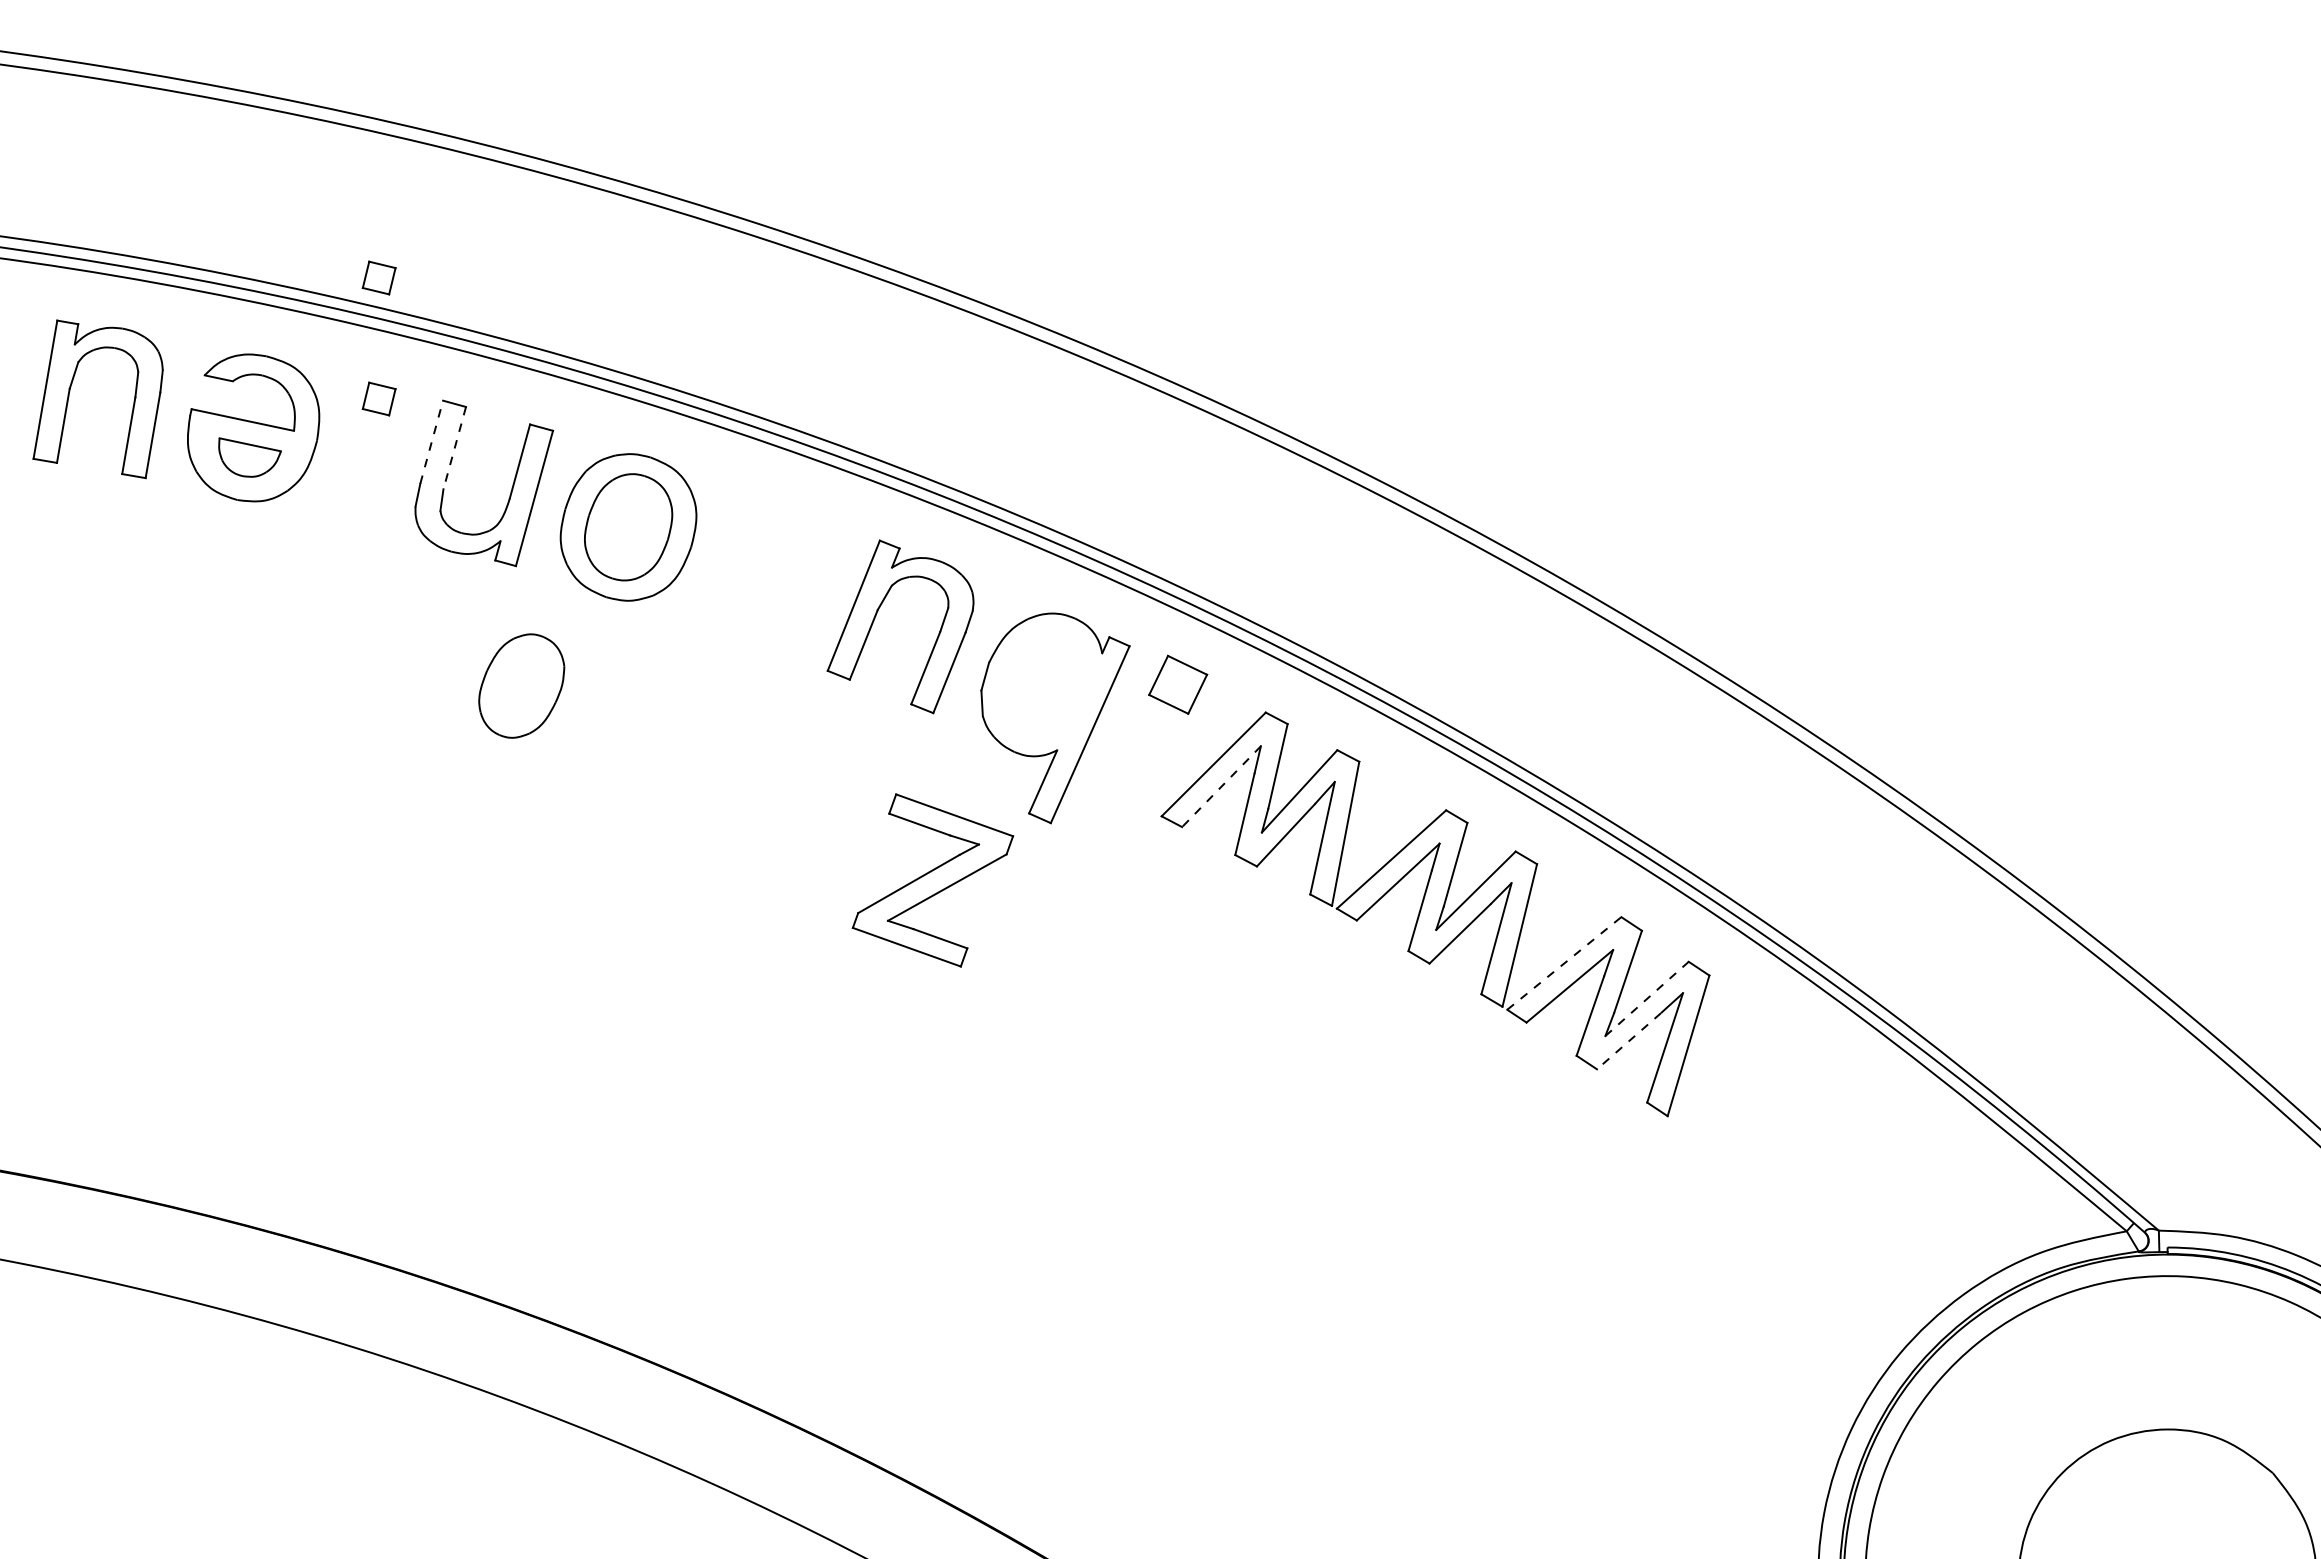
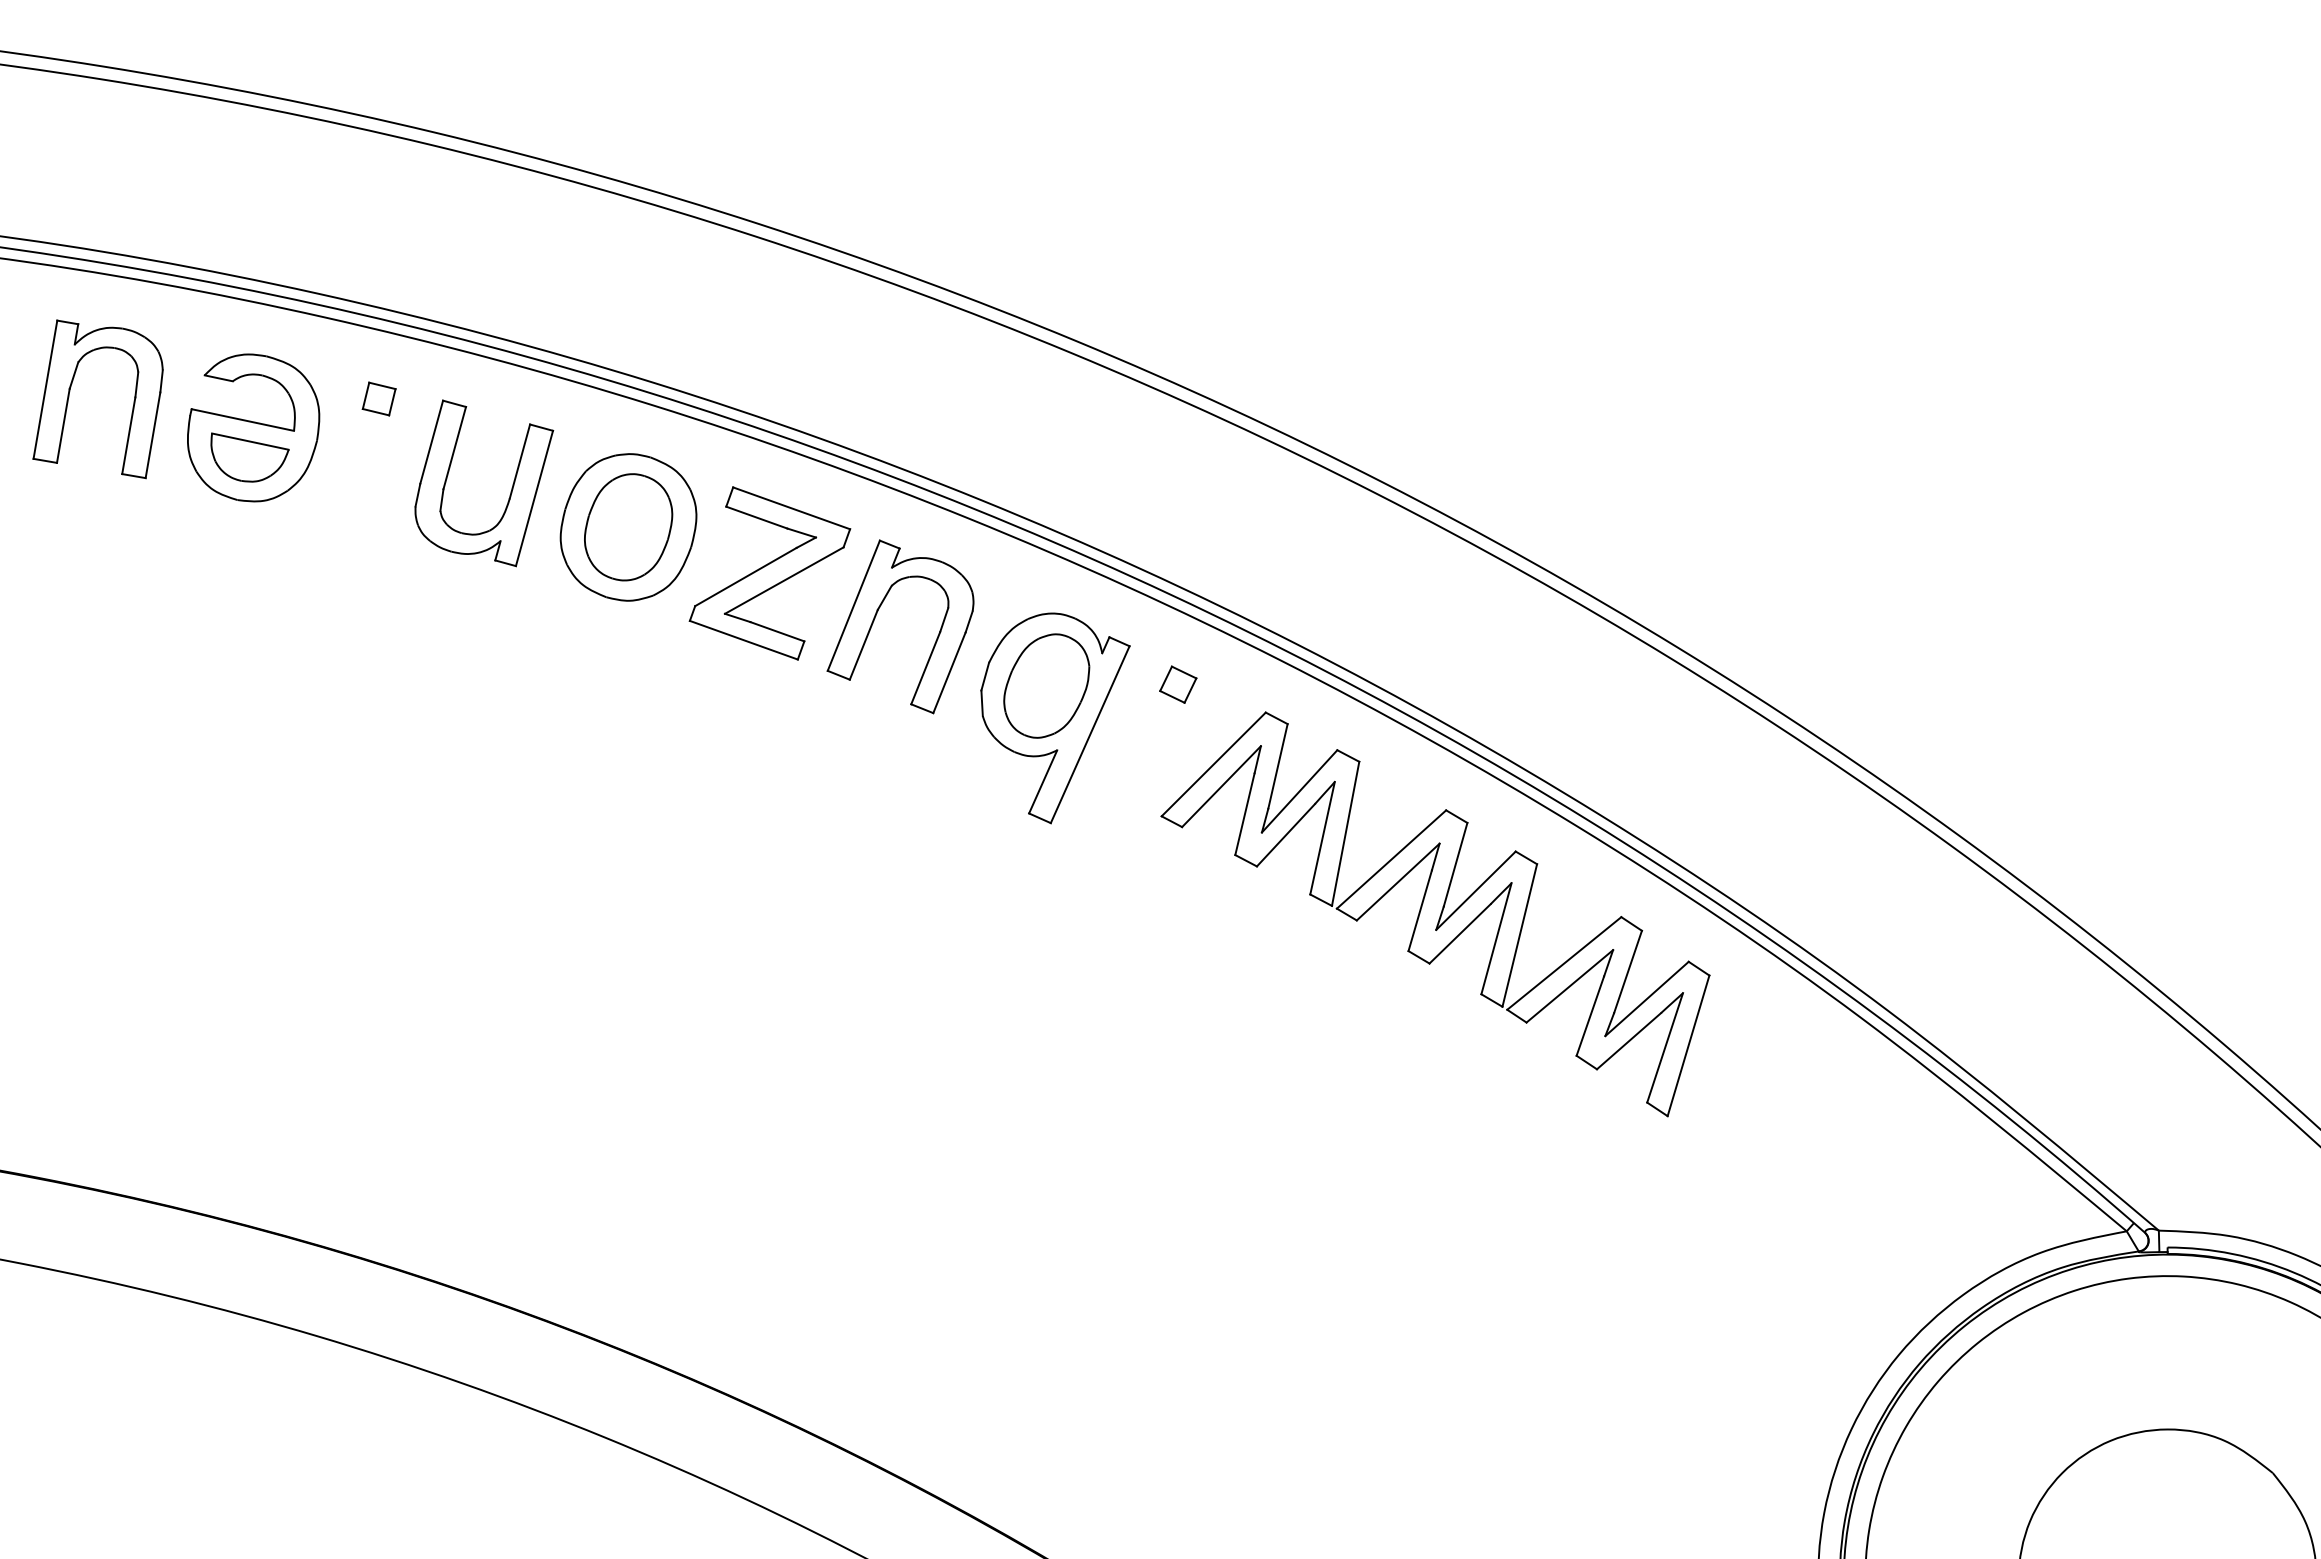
part: present -> none (378, 277)
line: dashed -> solid (431, 441)
line: dashed -> solid (454, 448)
part size: 64x41 px -> 80x51 px (249, 457)
part size: 61x61 px -> 39x39 px (1178, 684)
part position: (521, 685) -> (1046, 685) (1046, 685)
line: dashed -> solid (1221, 787)
part position: (932, 880) -> (769, 573) (769, 573)
line: dashed -> solid (1564, 963)
line: dashed -> solid (1647, 998)
line: dashed -> solid (1629, 1041)
